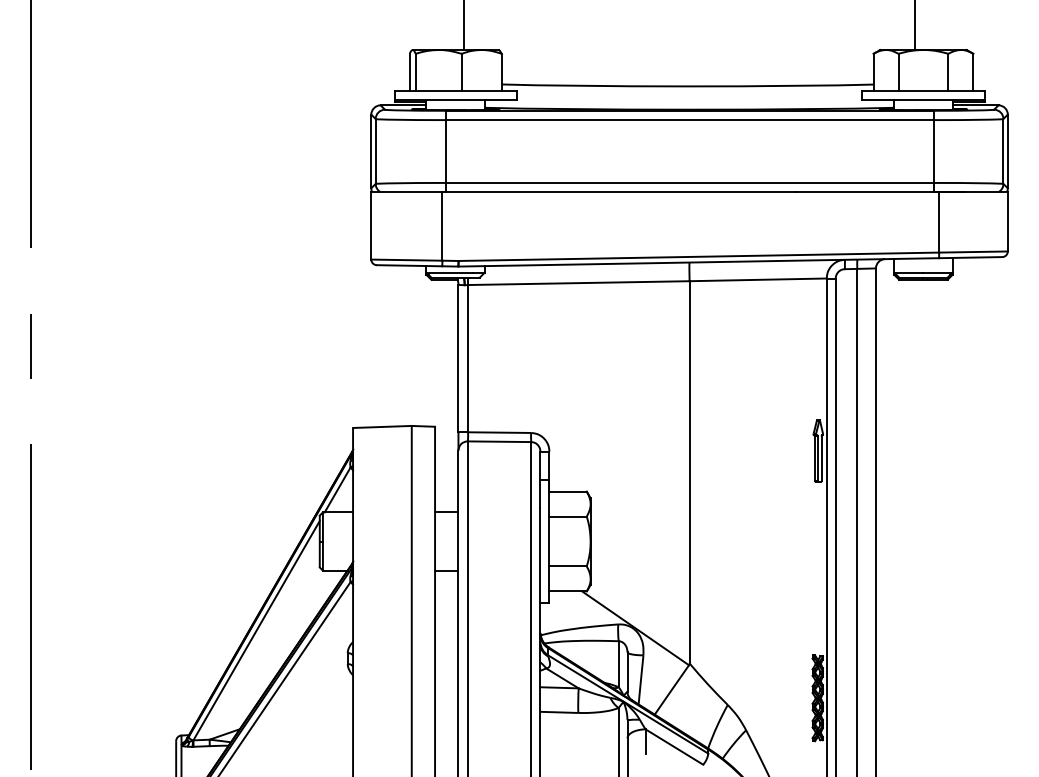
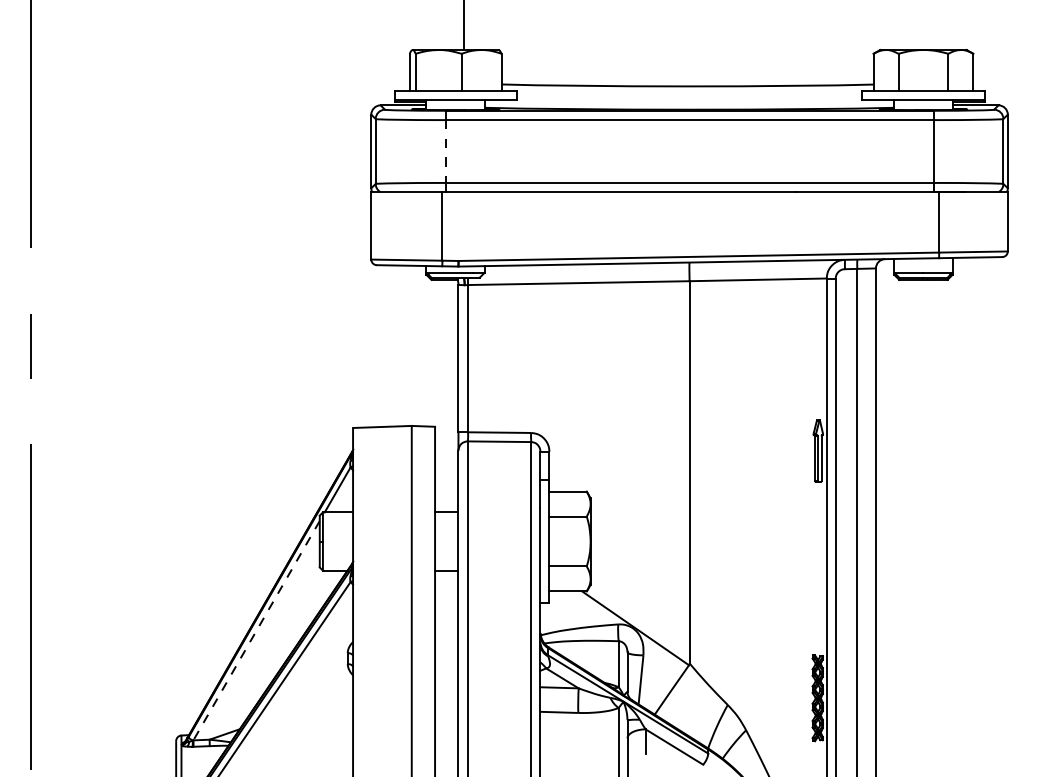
line: present -> none (915, 26)
line: solid -> dashed (445, 151)
line: solid -> dashed (256, 630)
